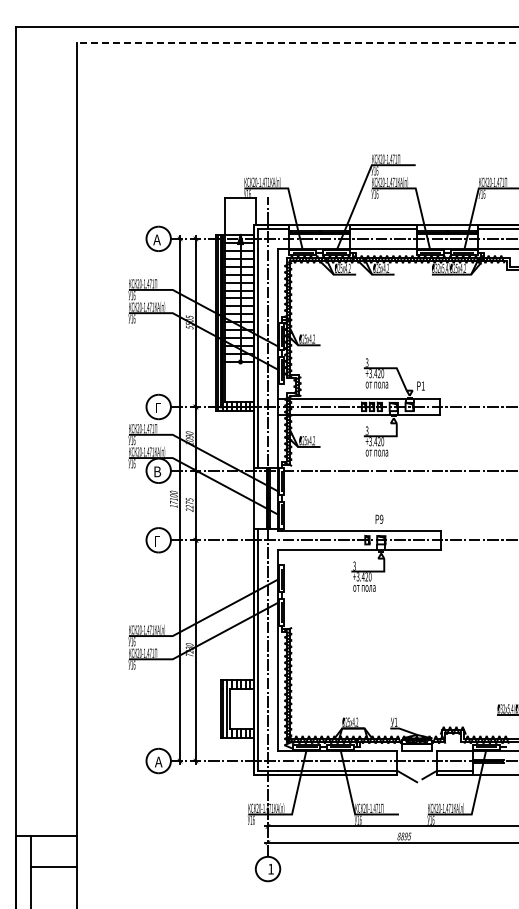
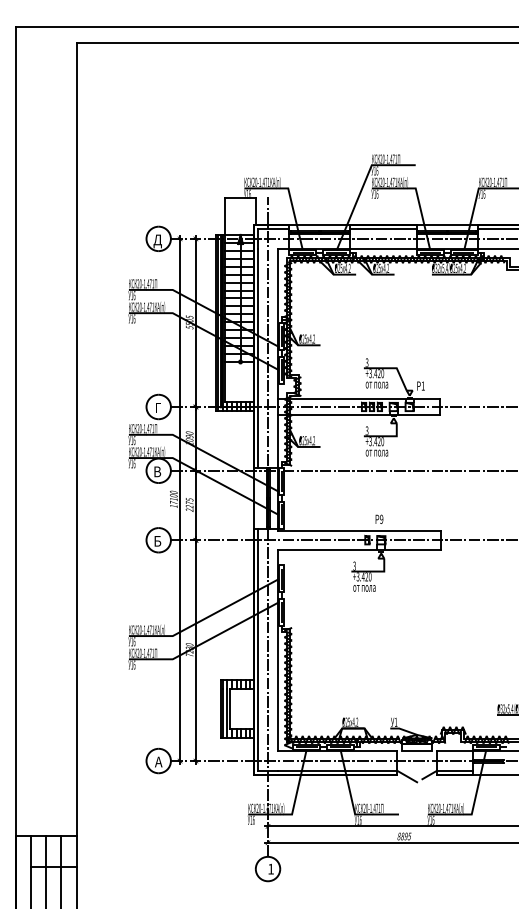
line: dashed -> solid (297, 42)
text: А -> Д (157, 241)
text: Г -> Б (157, 541)
line: none -> present (46, 870)
line: none -> present (61, 870)
